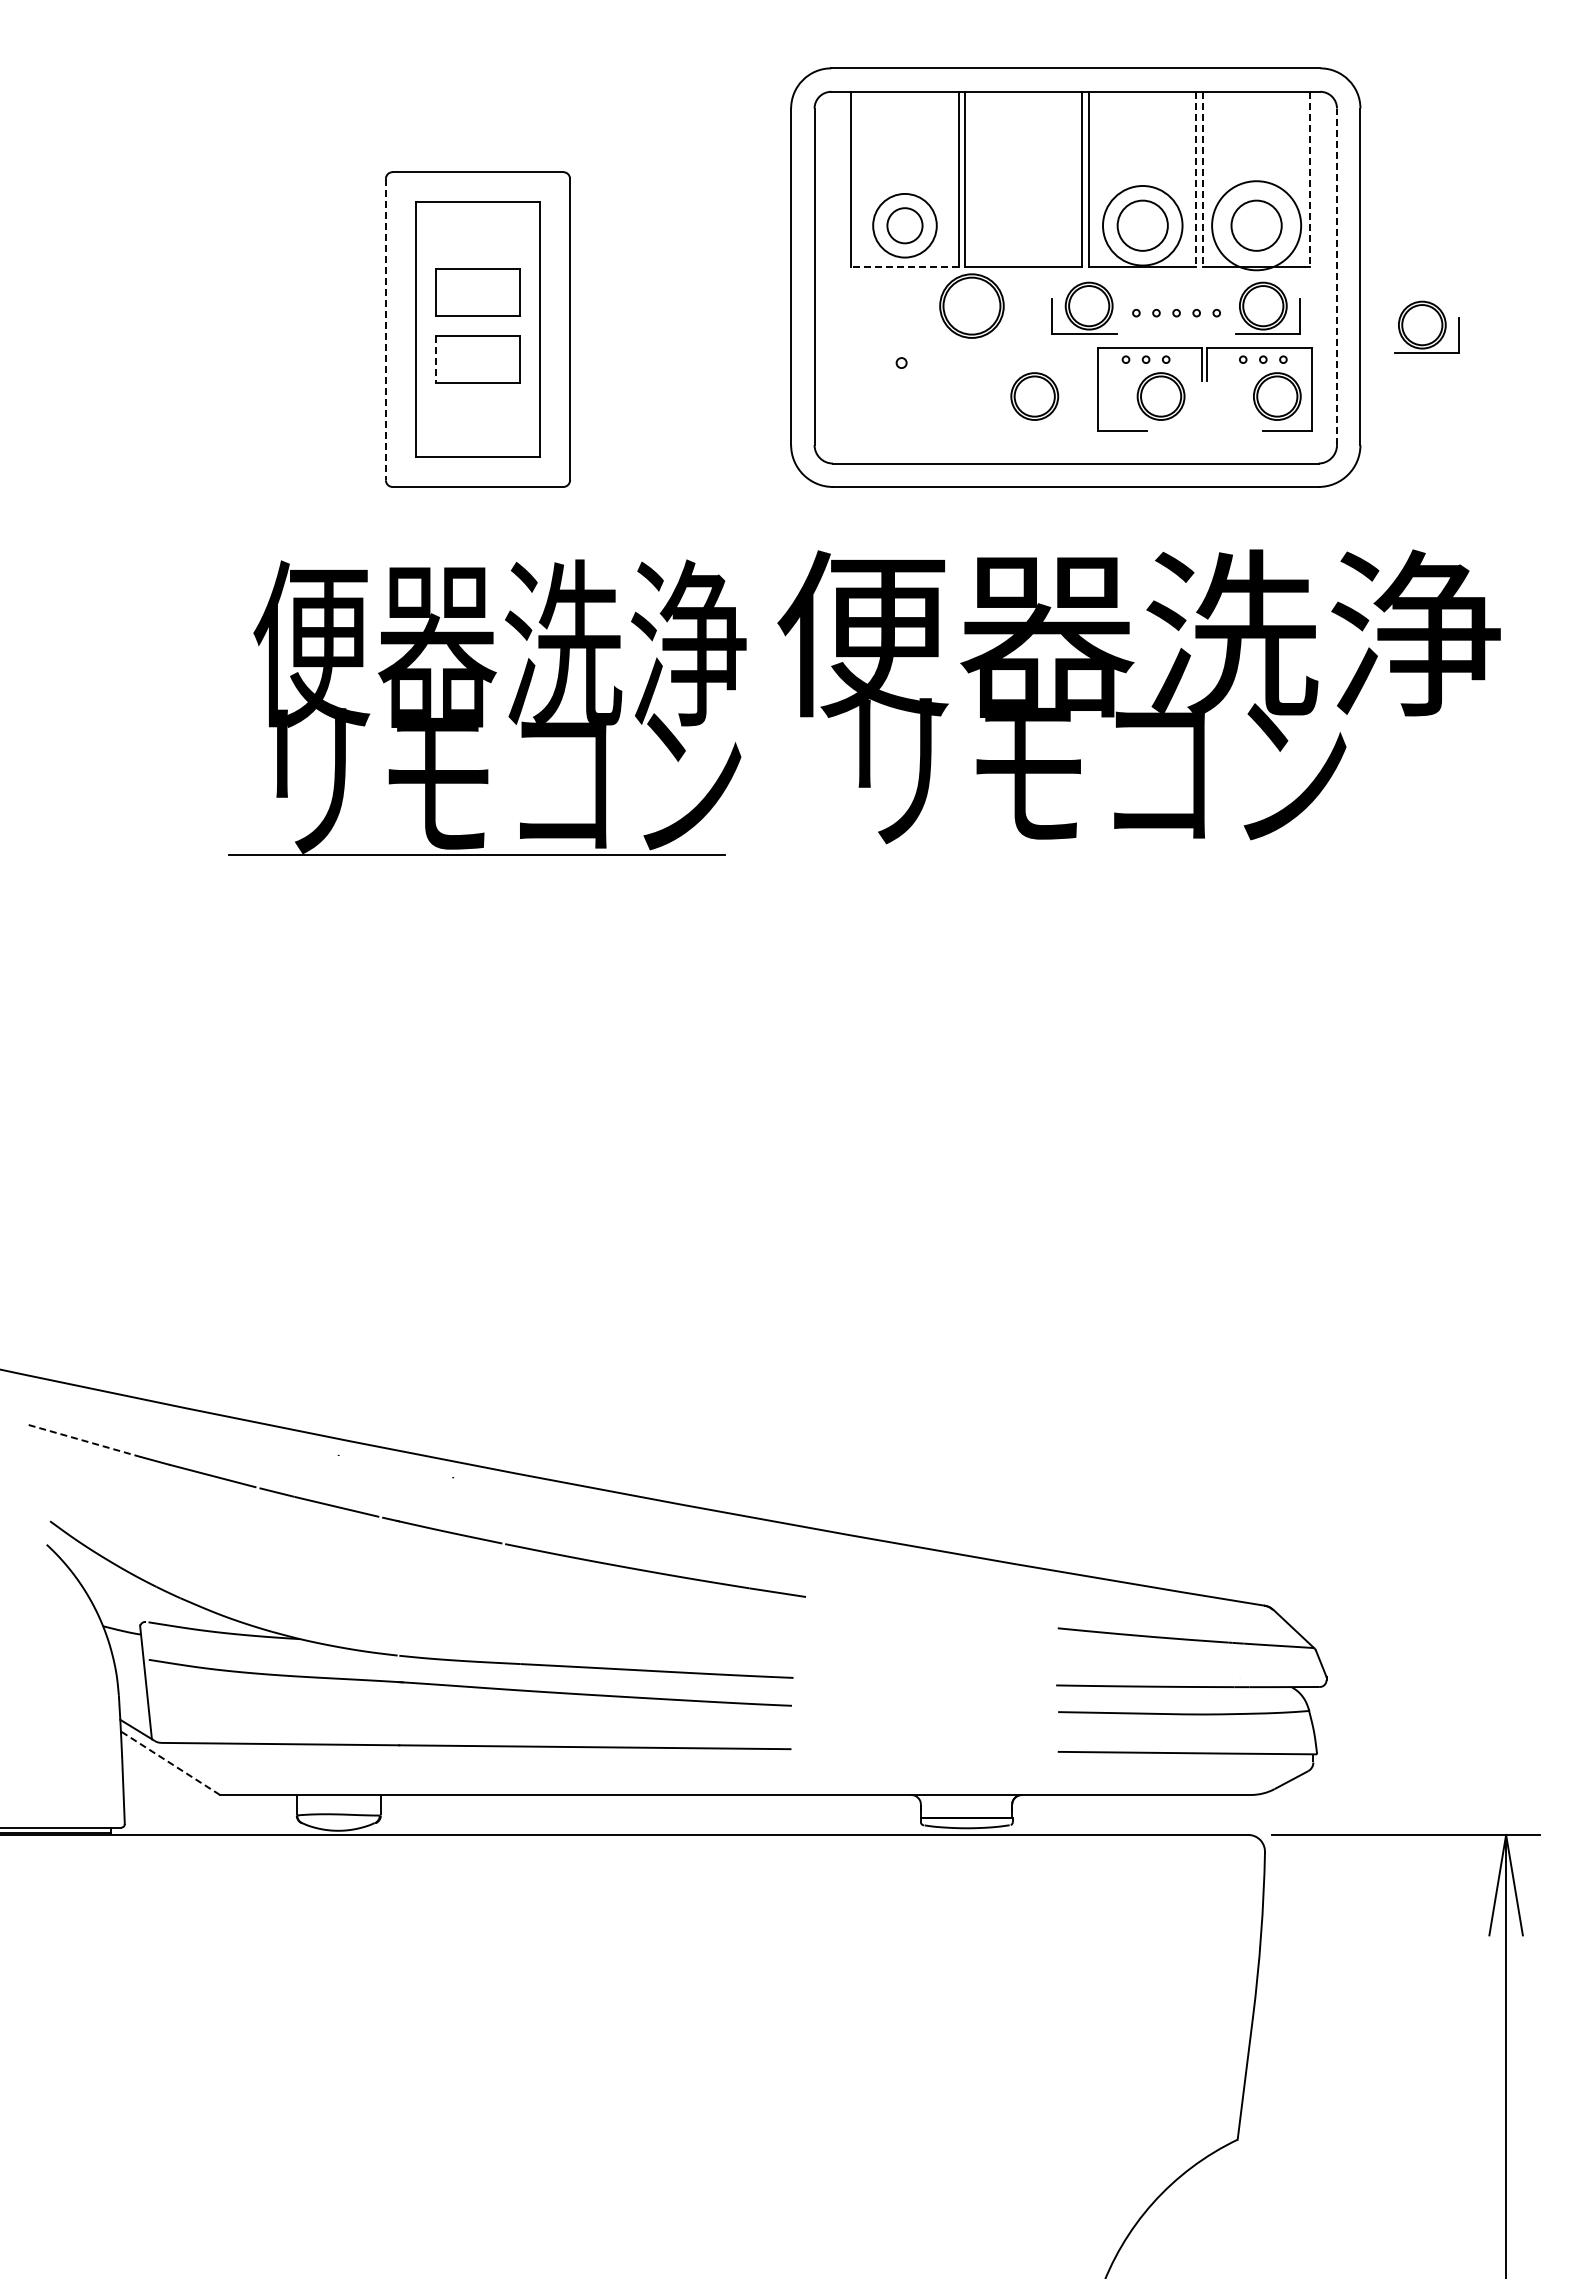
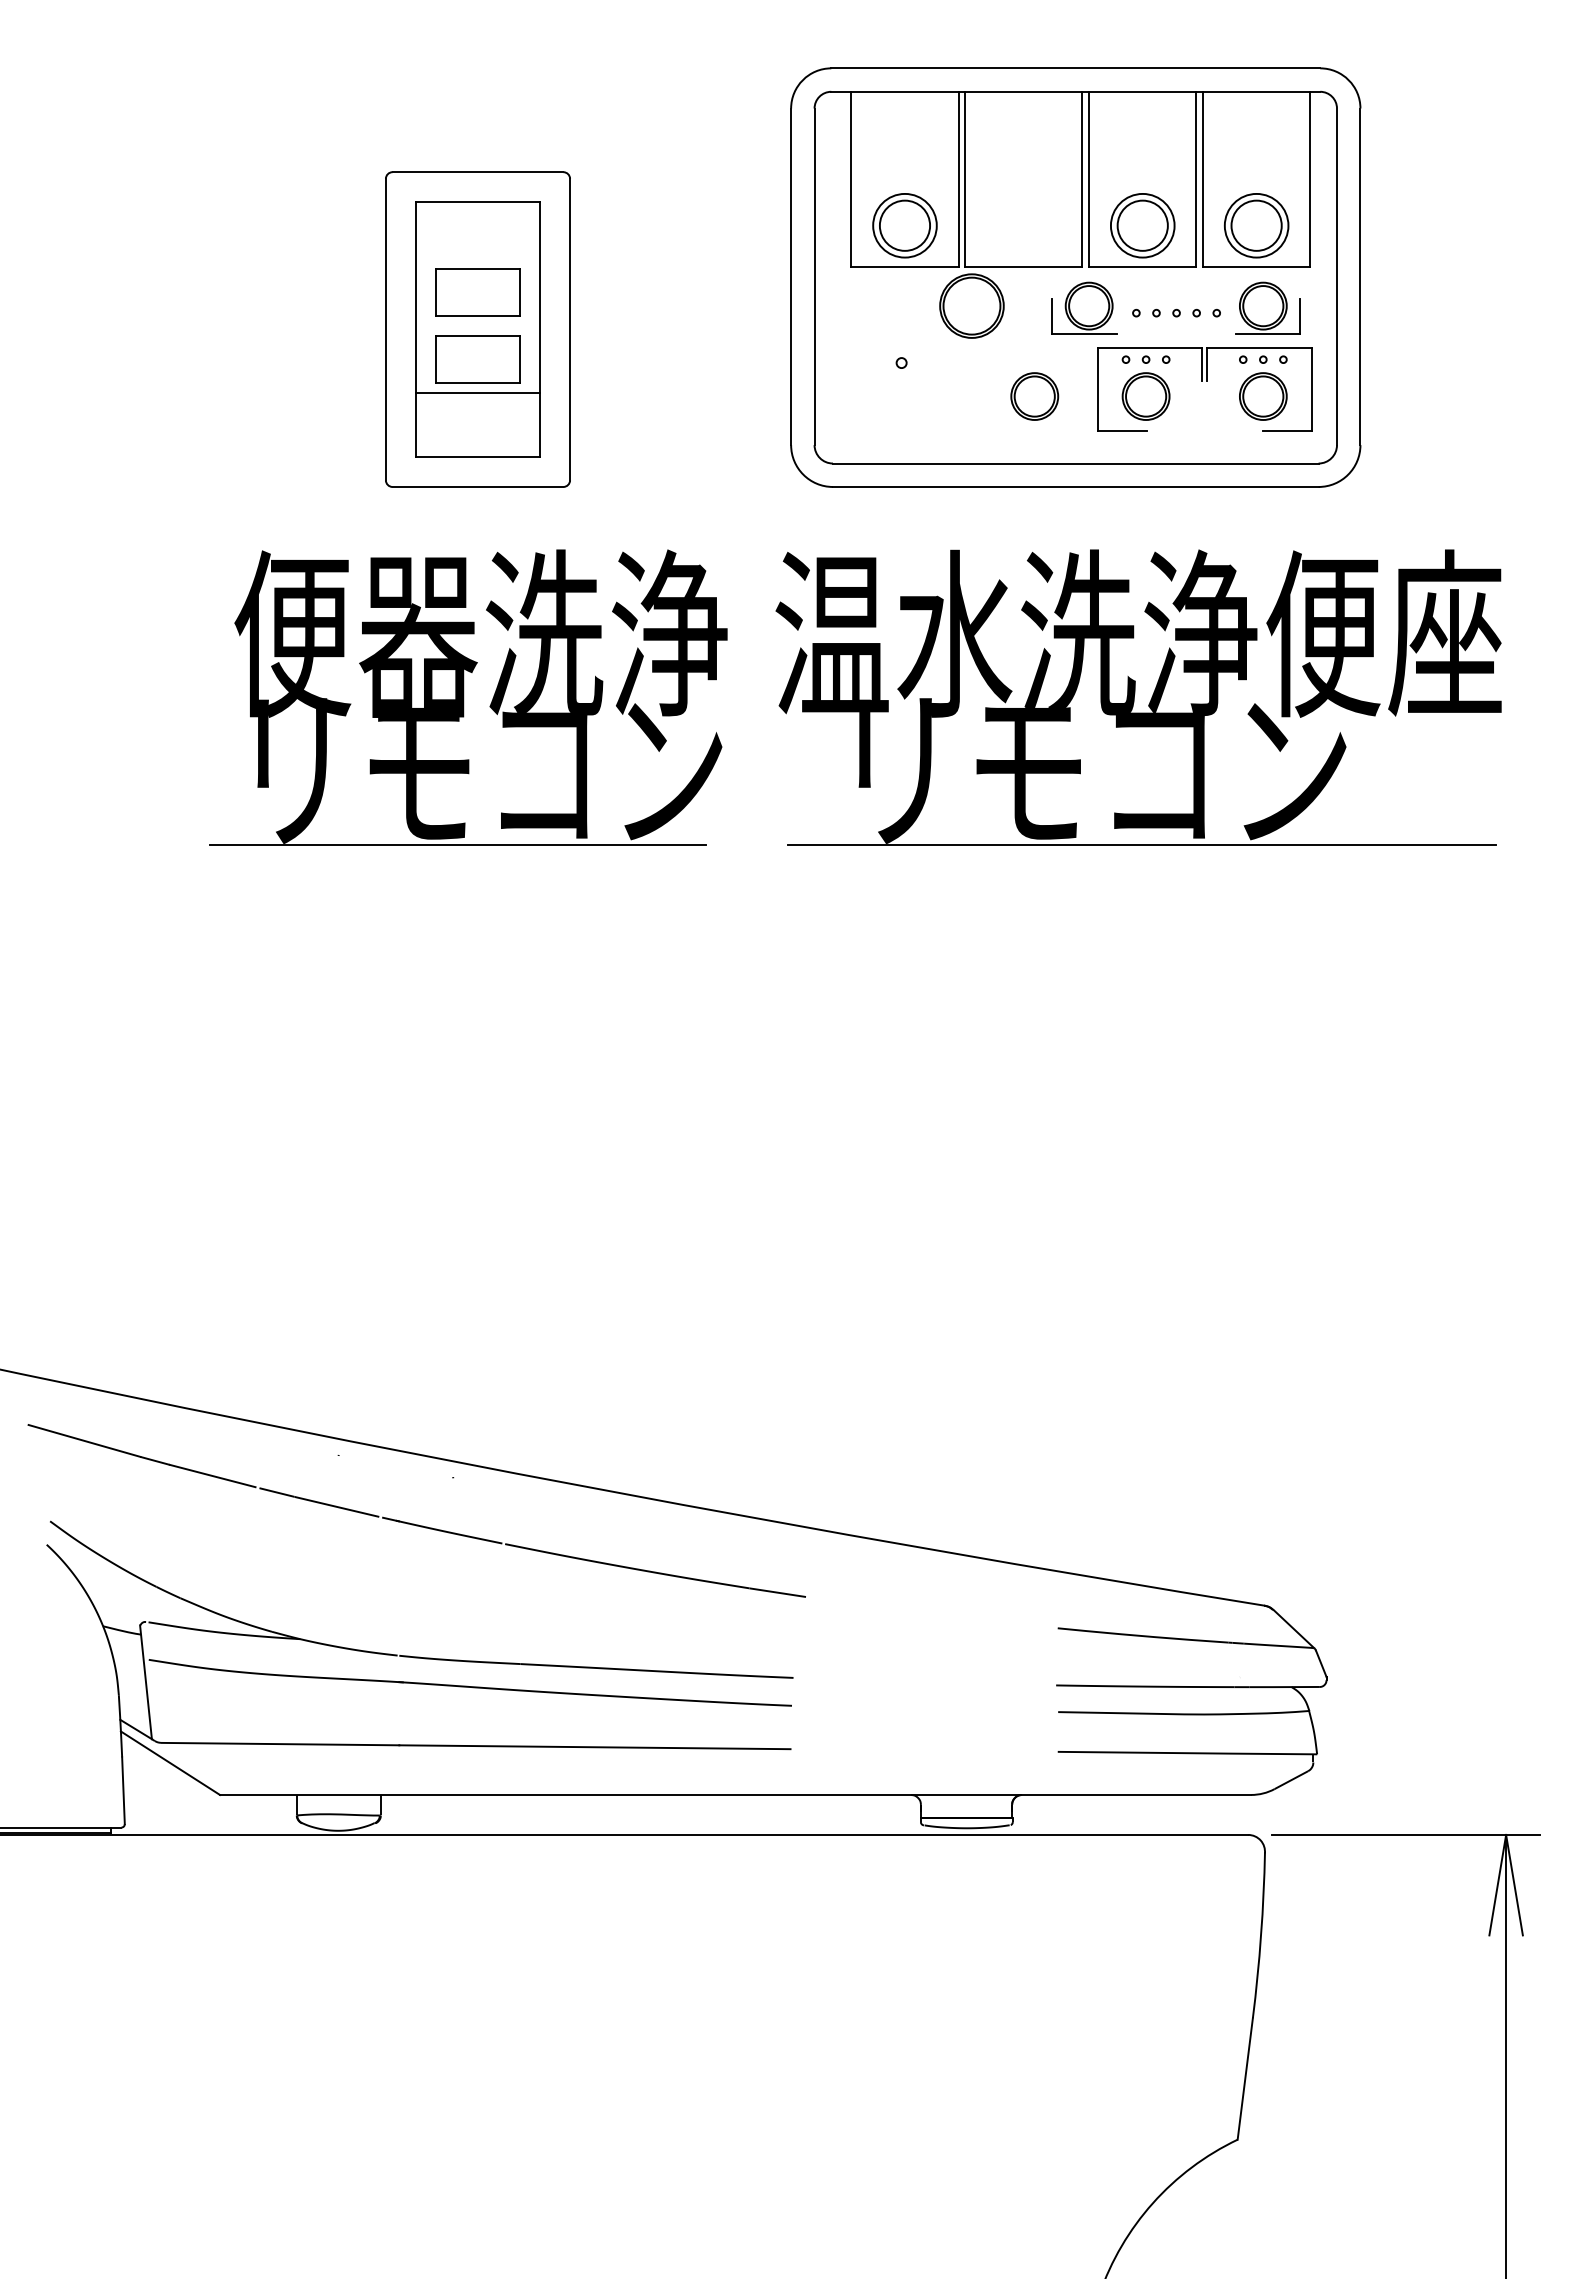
line: dashed -> solid (1196, 179)
line: dashed -> solid (1203, 179)
line: dashed -> solid (1310, 179)
circle diameter: 35 px -> 50 px (904, 225)
circle diameter: 80 px -> 64 px (1142, 225)
circle diameter: 89 px -> 64 px (1256, 225)
line: dashed -> solid (904, 267)
line: dashed -> solid (1337, 276)
part: present -> none (1426, 326)
line: dashed -> solid (385, 329)
line: dashed -> solid (436, 360)
line: none -> present (477, 393)
part position: (1160, 396) -> (1145, 396) (1145, 396)
part position: (1277, 396) -> (1263, 396) (1263, 396)
text: 便器洗浄 -> 温水洗浄便座 (1138, 633)
part position: (487, 707) -> (468, 697) (468, 697)
line: none -> present (1141, 845)
line: dashed -> solid (83, 1440)
line: dashed -> solid (170, 1763)
